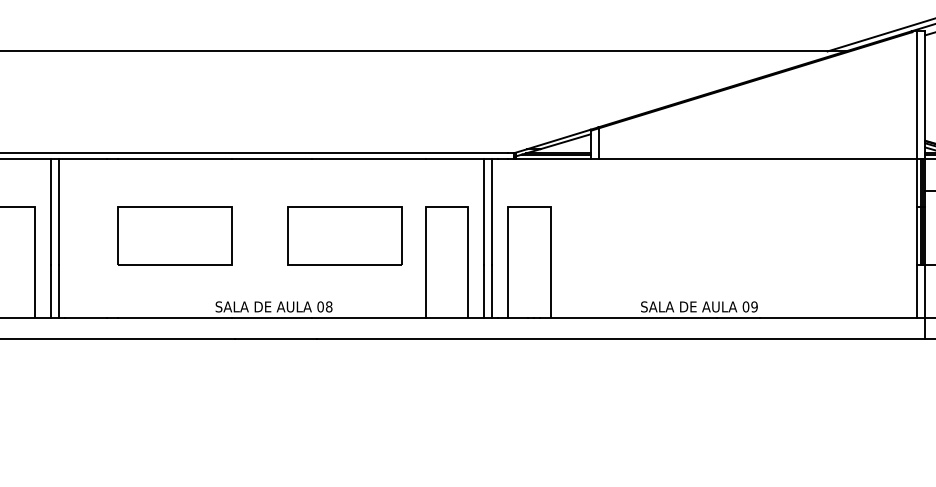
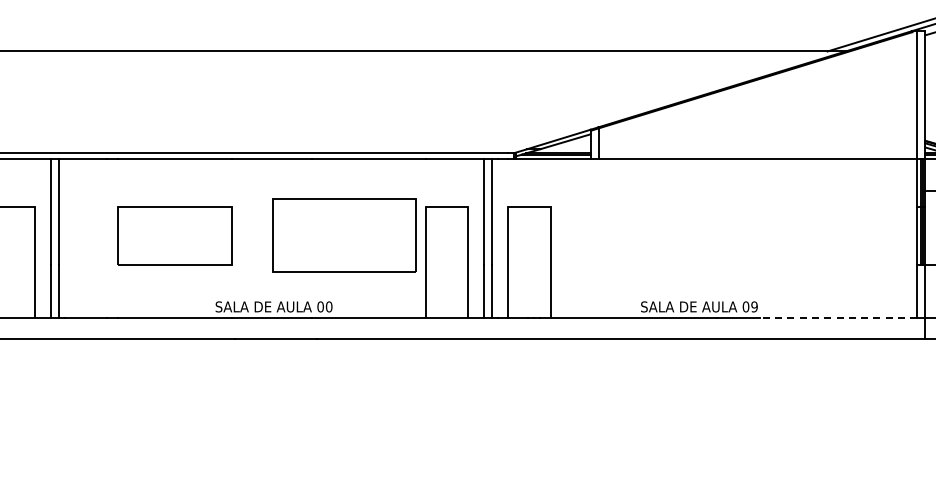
part size: 116x60 px -> 145x75 px (344, 235)
text: 08 -> 00 (328, 306)
line: solid -> dashed (838, 318)
